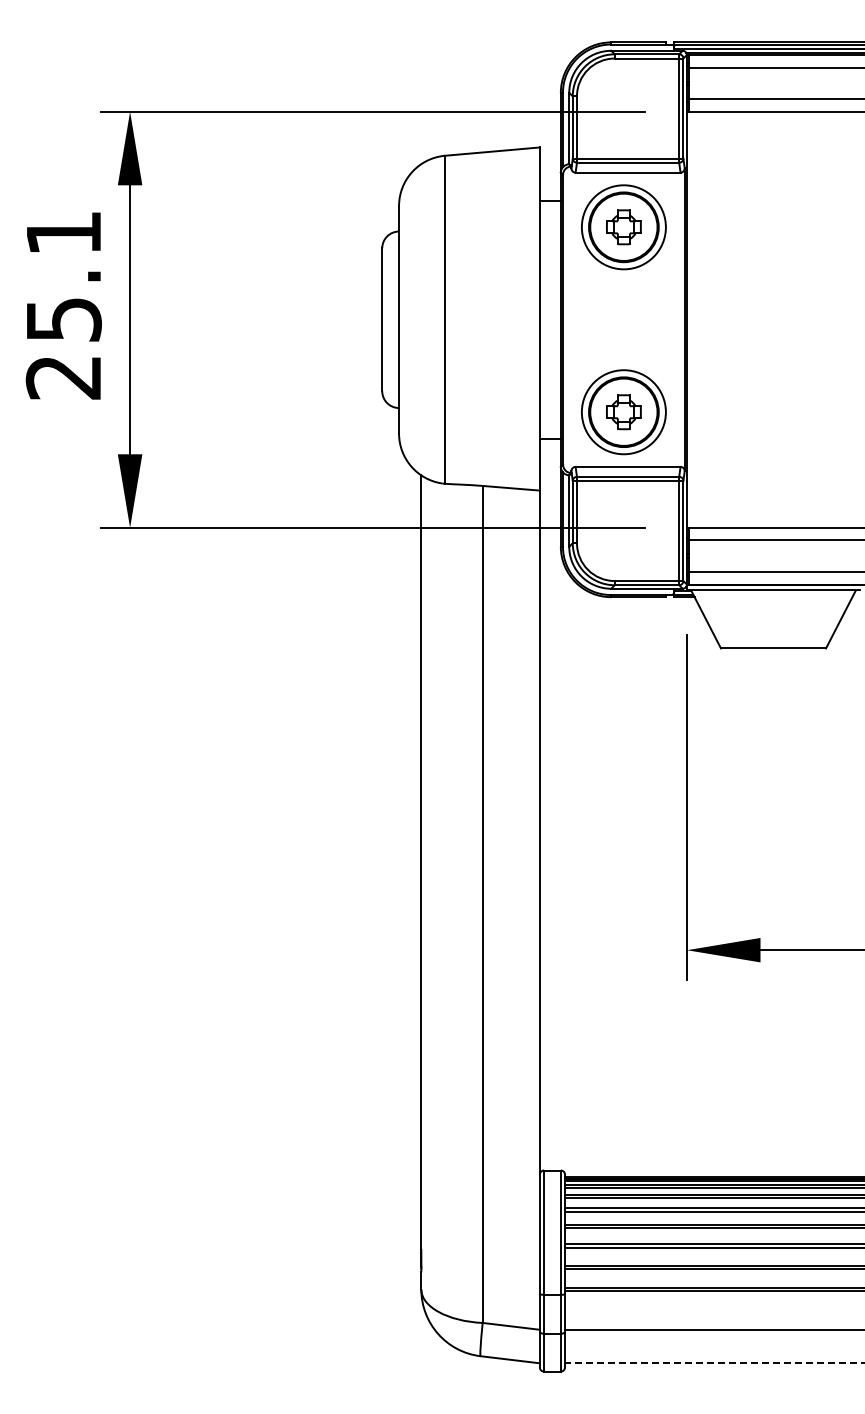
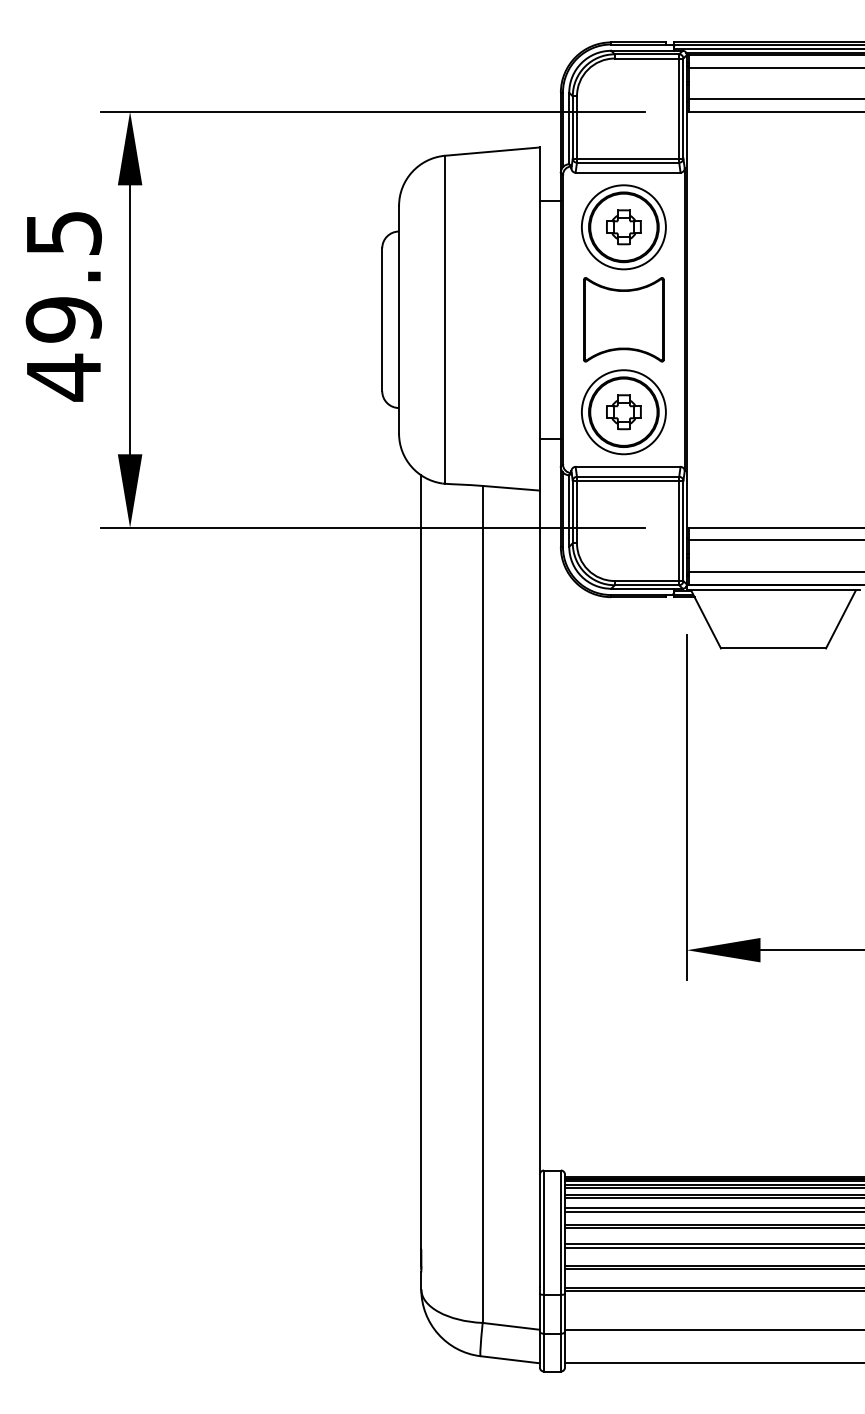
text: 25.1 -> 49.5 (63, 306)
part: none -> present (623, 319)
line: dashed -> solid (714, 1363)
